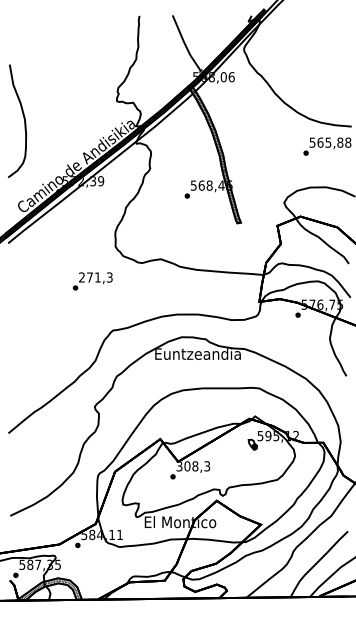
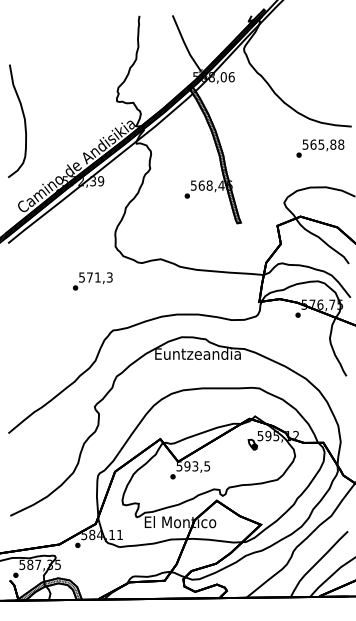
text position: (327, 146) -> (320, 148) (320, 148)
text: 271,3 -> 571,3 (81, 277)
text: 308,3 -> 593,5 (193, 466)
